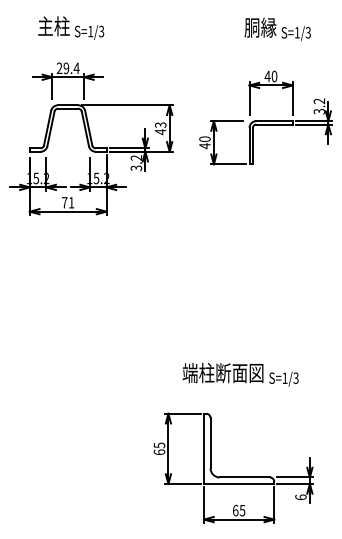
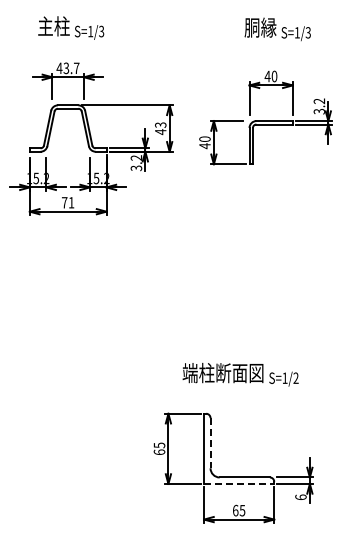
text: 29.4 -> 43.7 (67, 67)
text: S=1/3 -> S=1/2 (295, 378)
line: solid -> dashed (210, 443)
line: solid -> dashed (239, 483)
